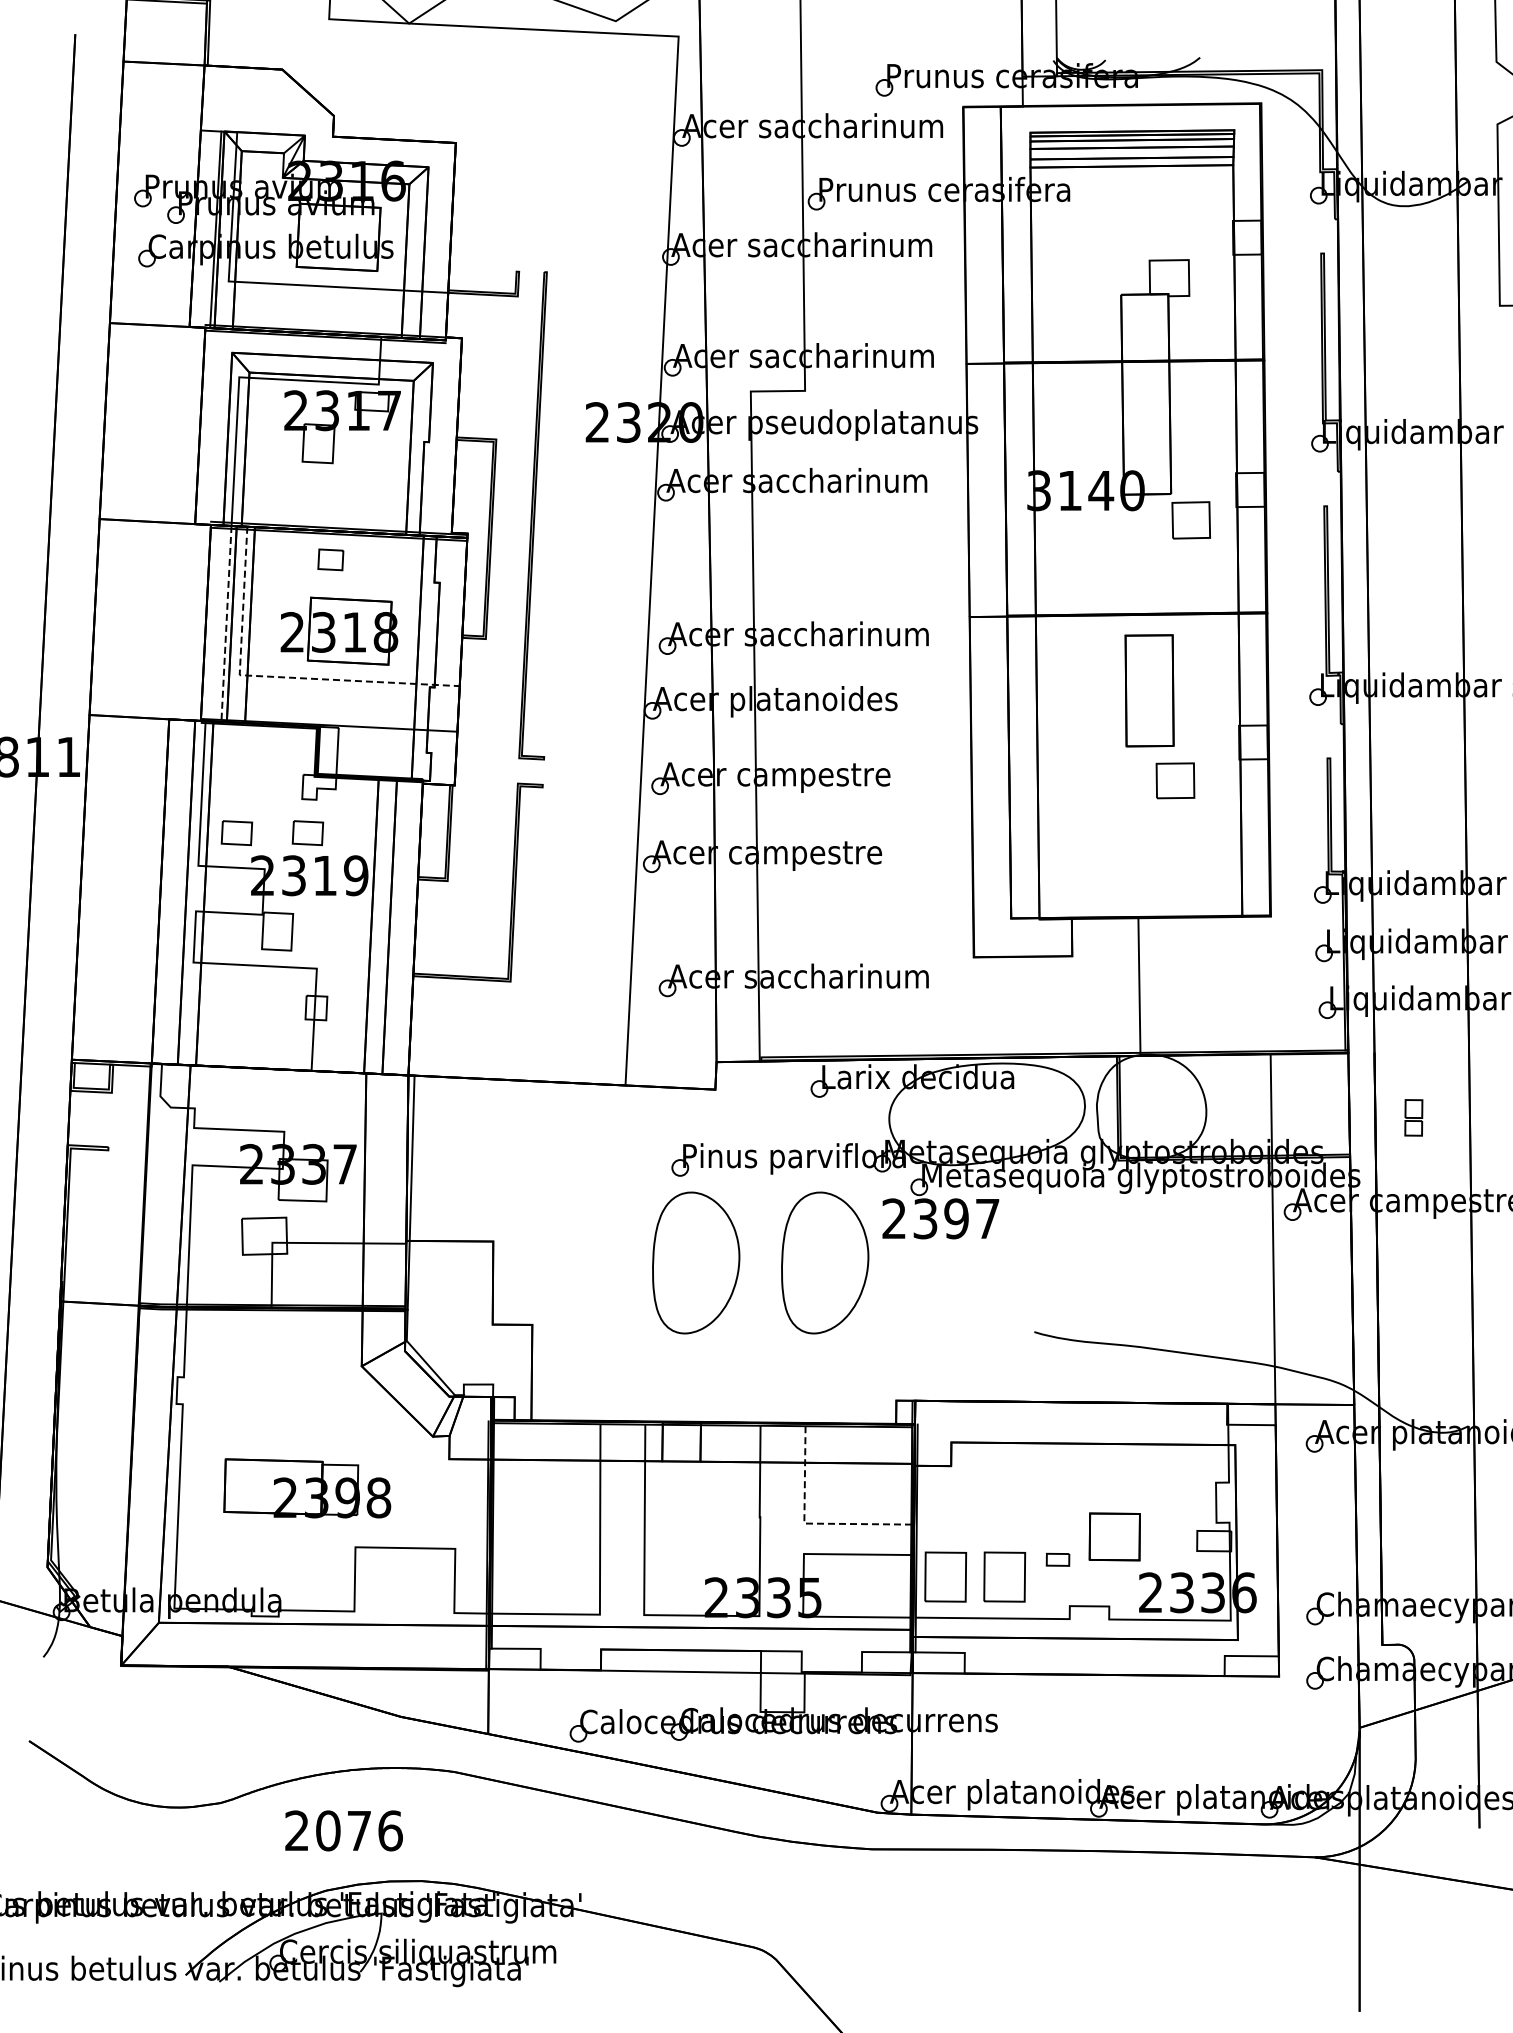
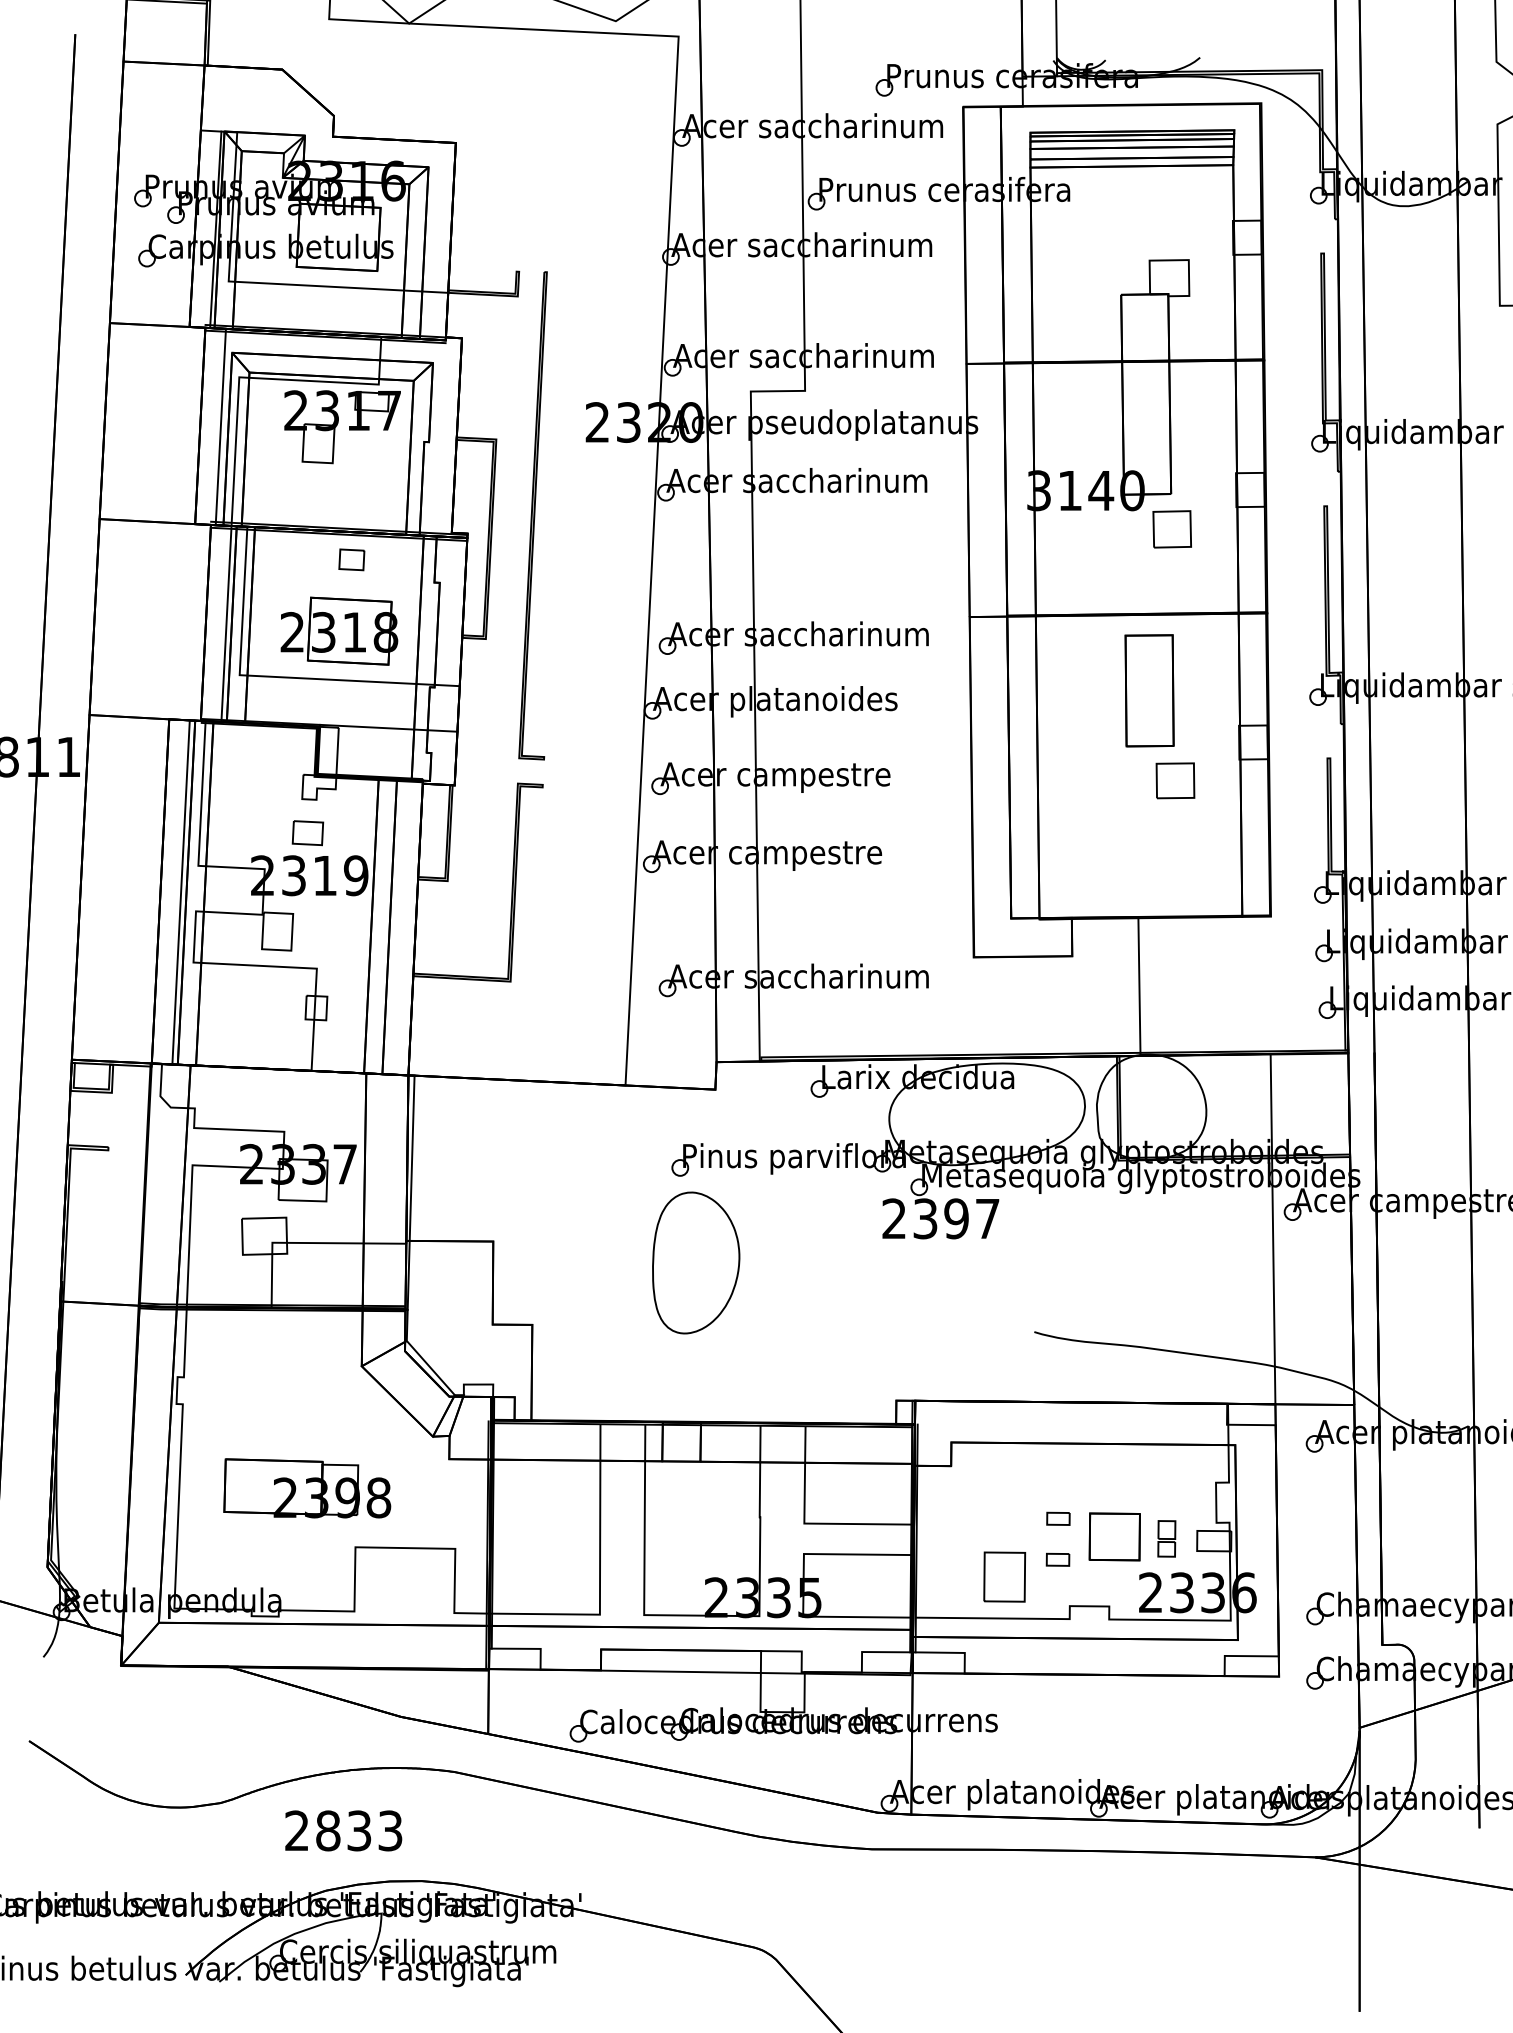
line: none -> present (220, 426)
part position: (1190, 520) -> (1171, 529) (1171, 529)
part position: (330, 559) -> (351, 559) (351, 559)
line: dashed -> solid (226, 624)
line: dashed -> solid (275, 676)
part: present -> none (236, 833)
line: none -> present (180, 892)
part position: (1413, 1117) -> (1166, 1538) (1166, 1538)
part: present -> none (825, 1262)
part: none -> present (1058, 1518)
line: dashed -> solid (809, 1523)
part: present -> none (945, 1576)
text: 2076 -> 2833 (359, 1830)
